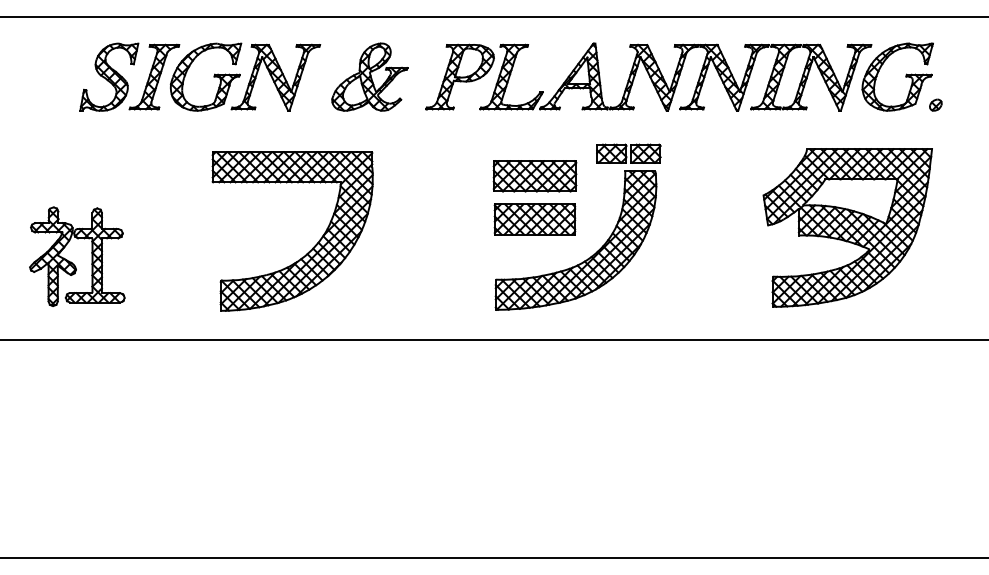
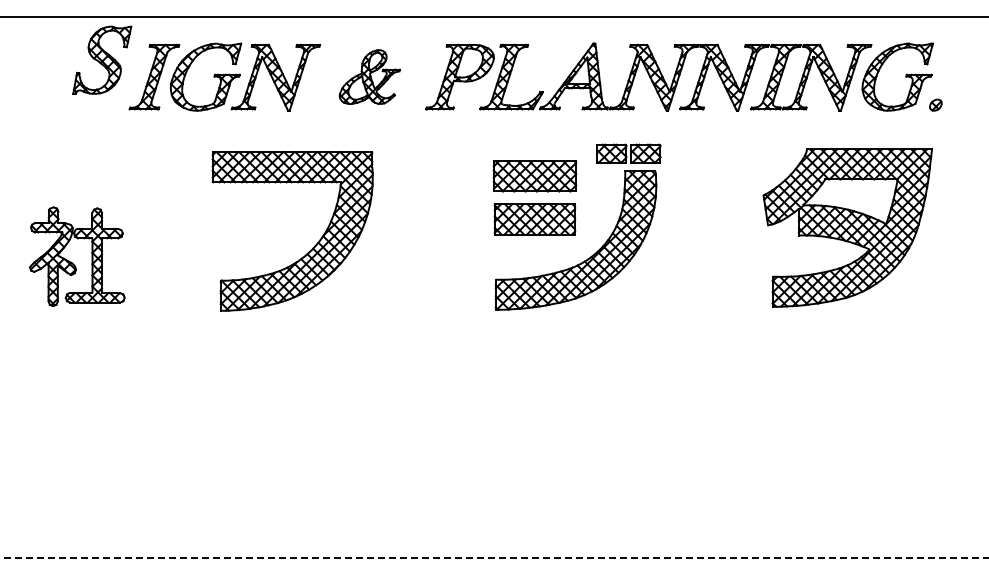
part position: (109, 76) -> (102, 59) (102, 59)
part size: 78x70 px -> 63x56 px (369, 76)
line: present -> none (493, 340)
line: solid -> dashed (494, 557)
